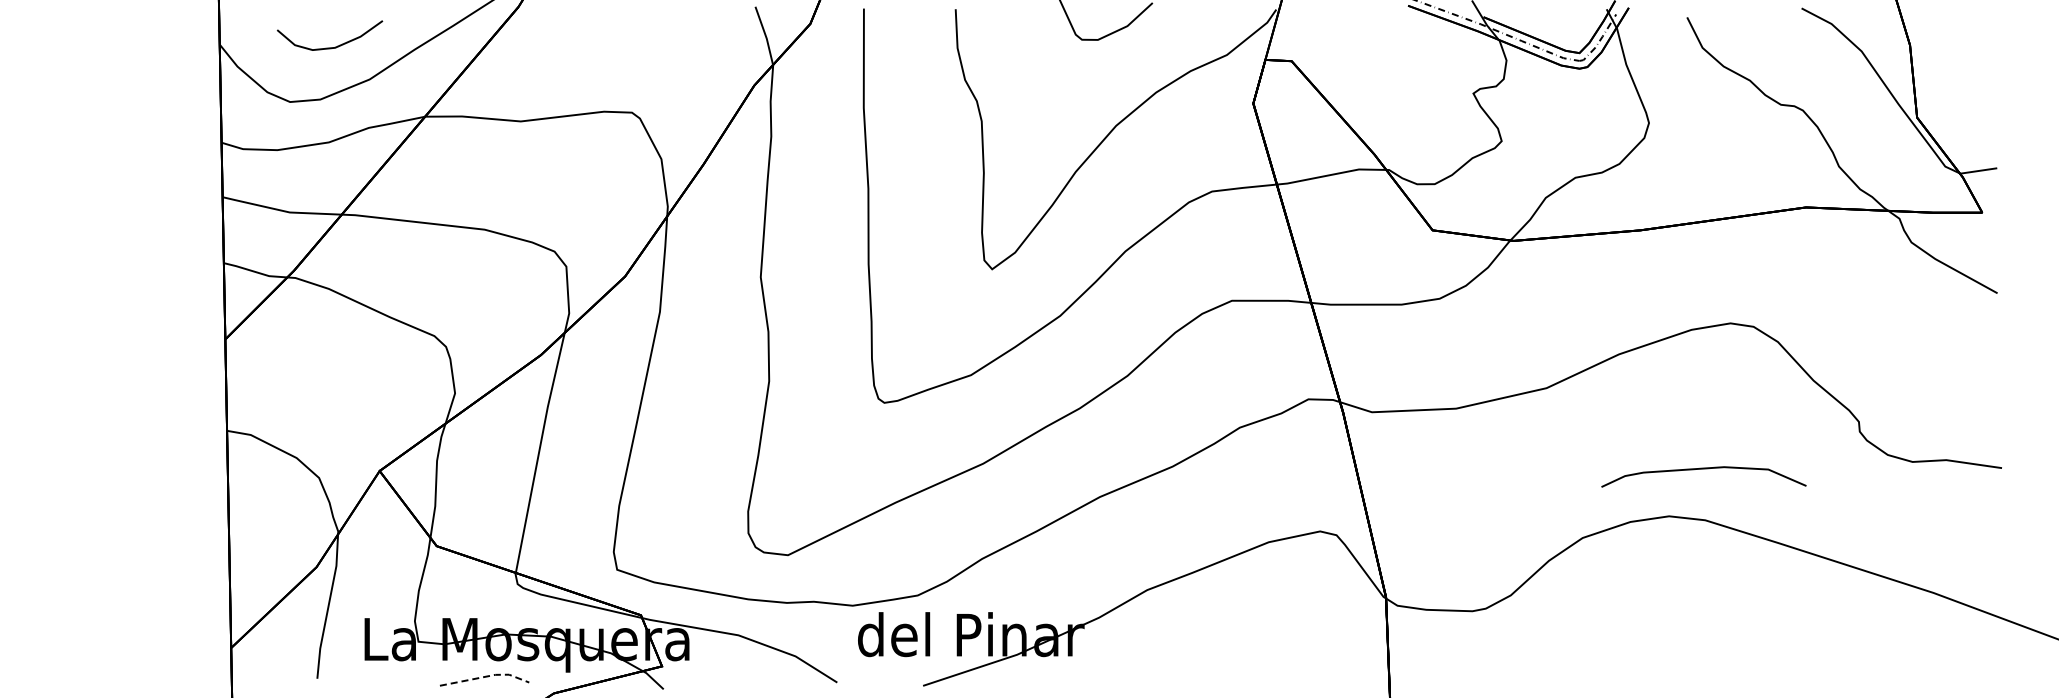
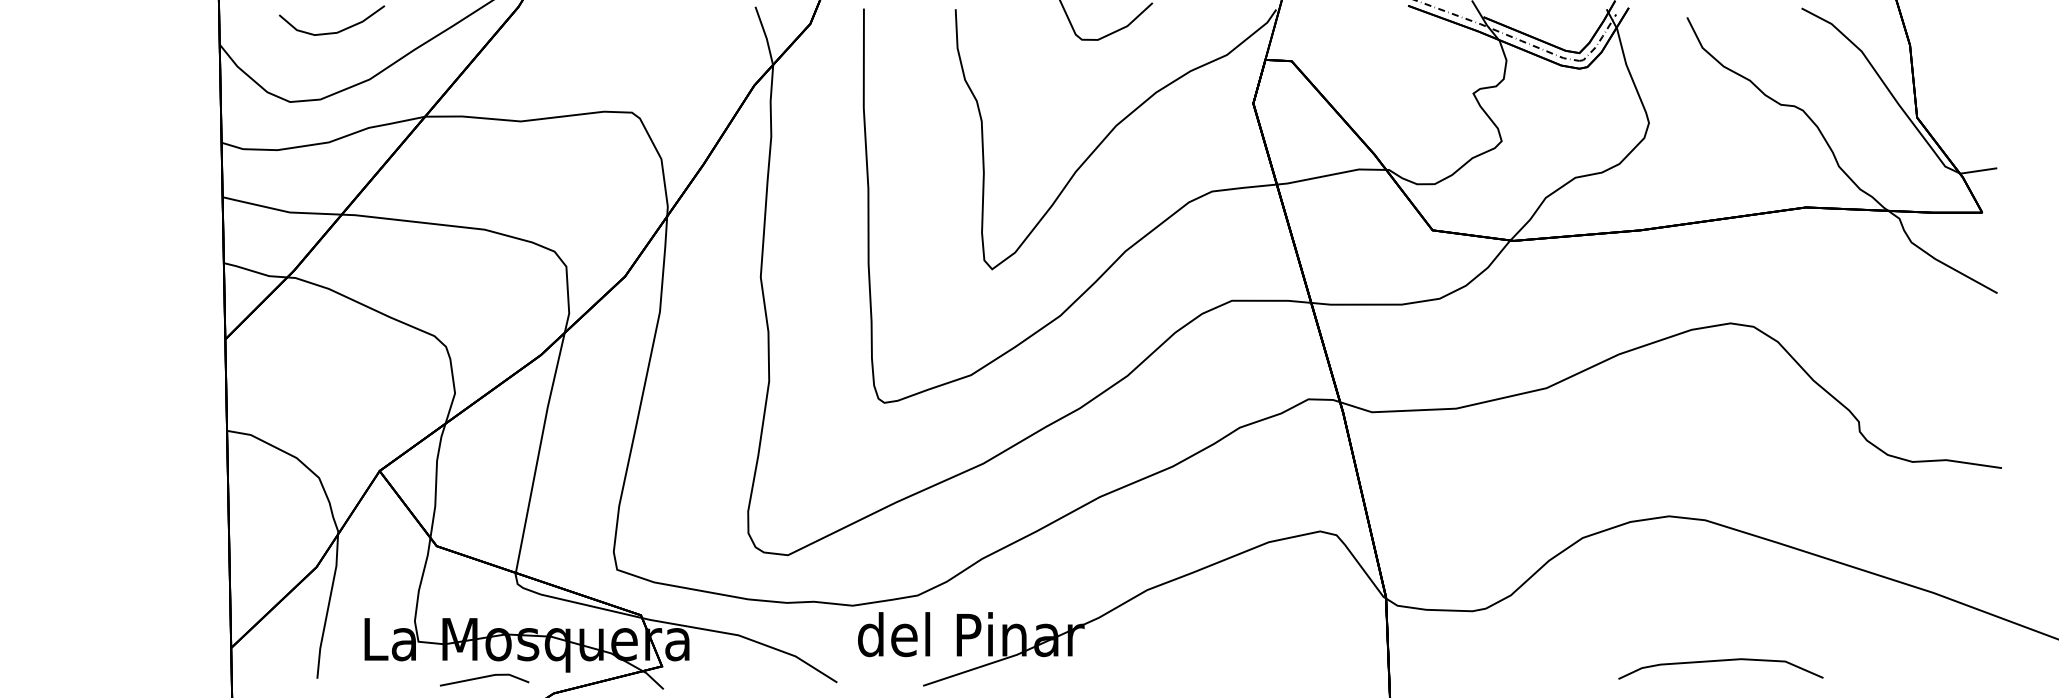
curve position: (329, 47) -> (331, 32) (331, 32)
curve position: (1703, 469) -> (1720, 661) (1720, 661)
line: dashed -> solid (486, 676)
